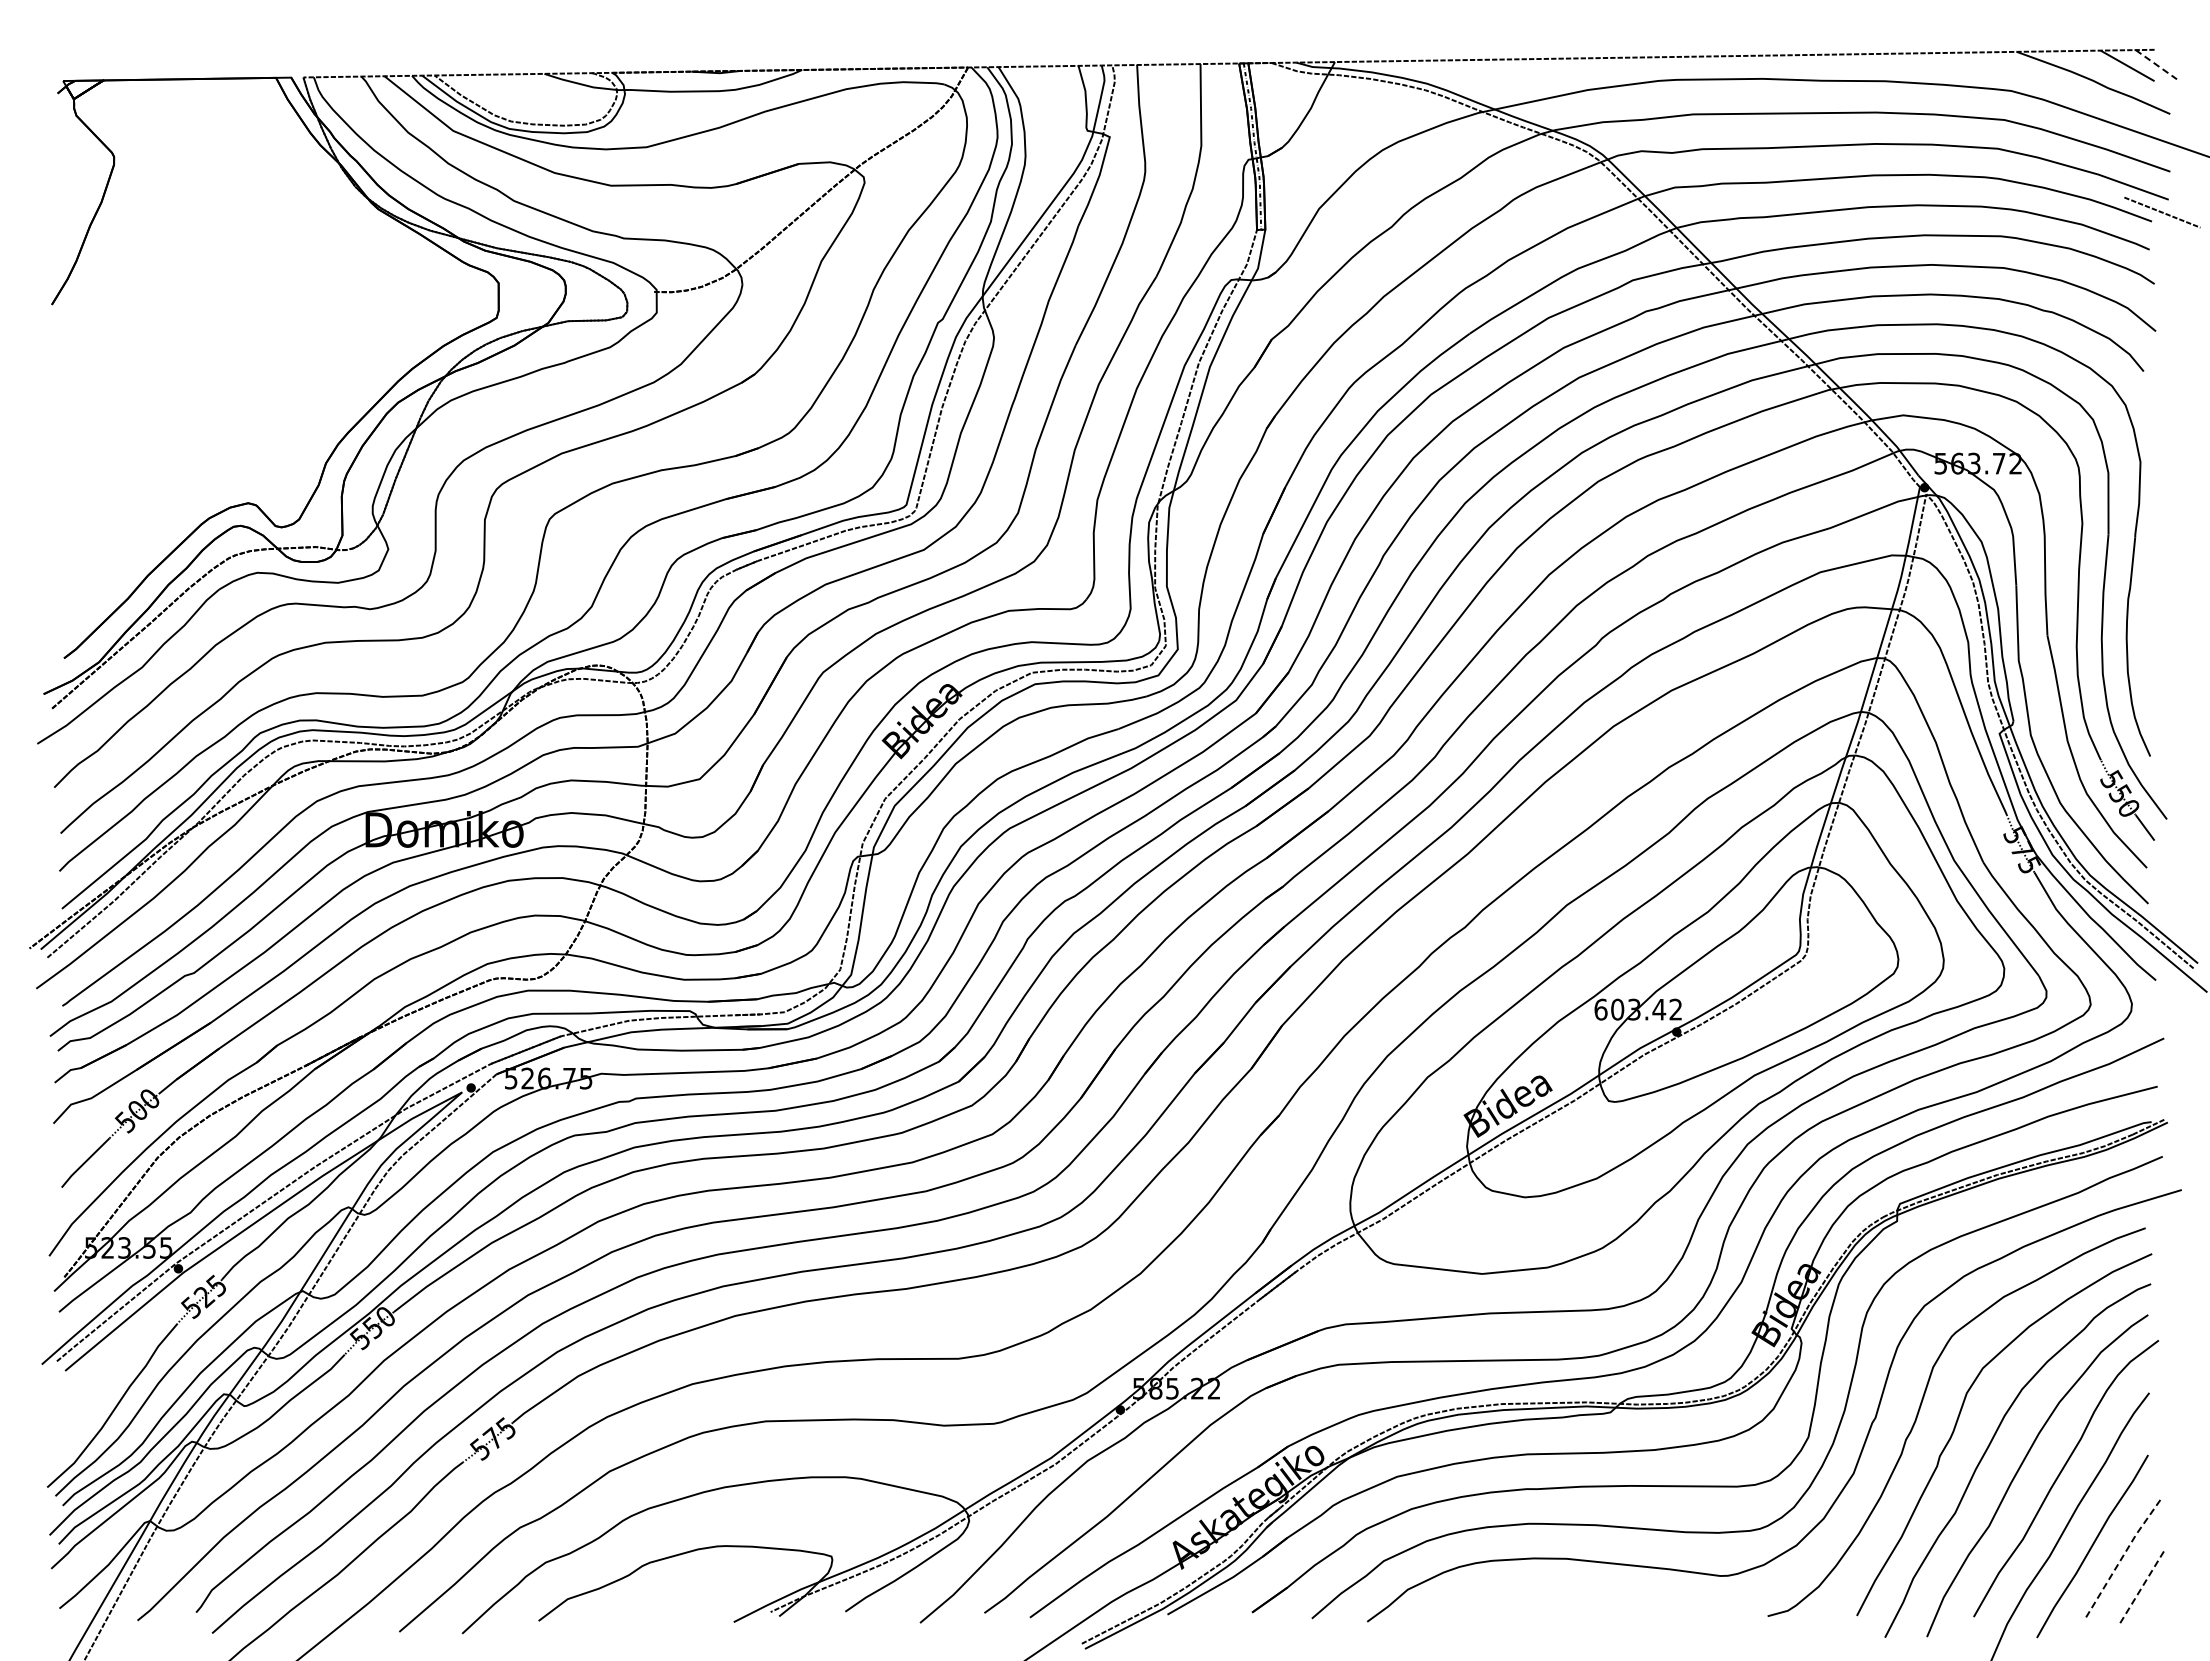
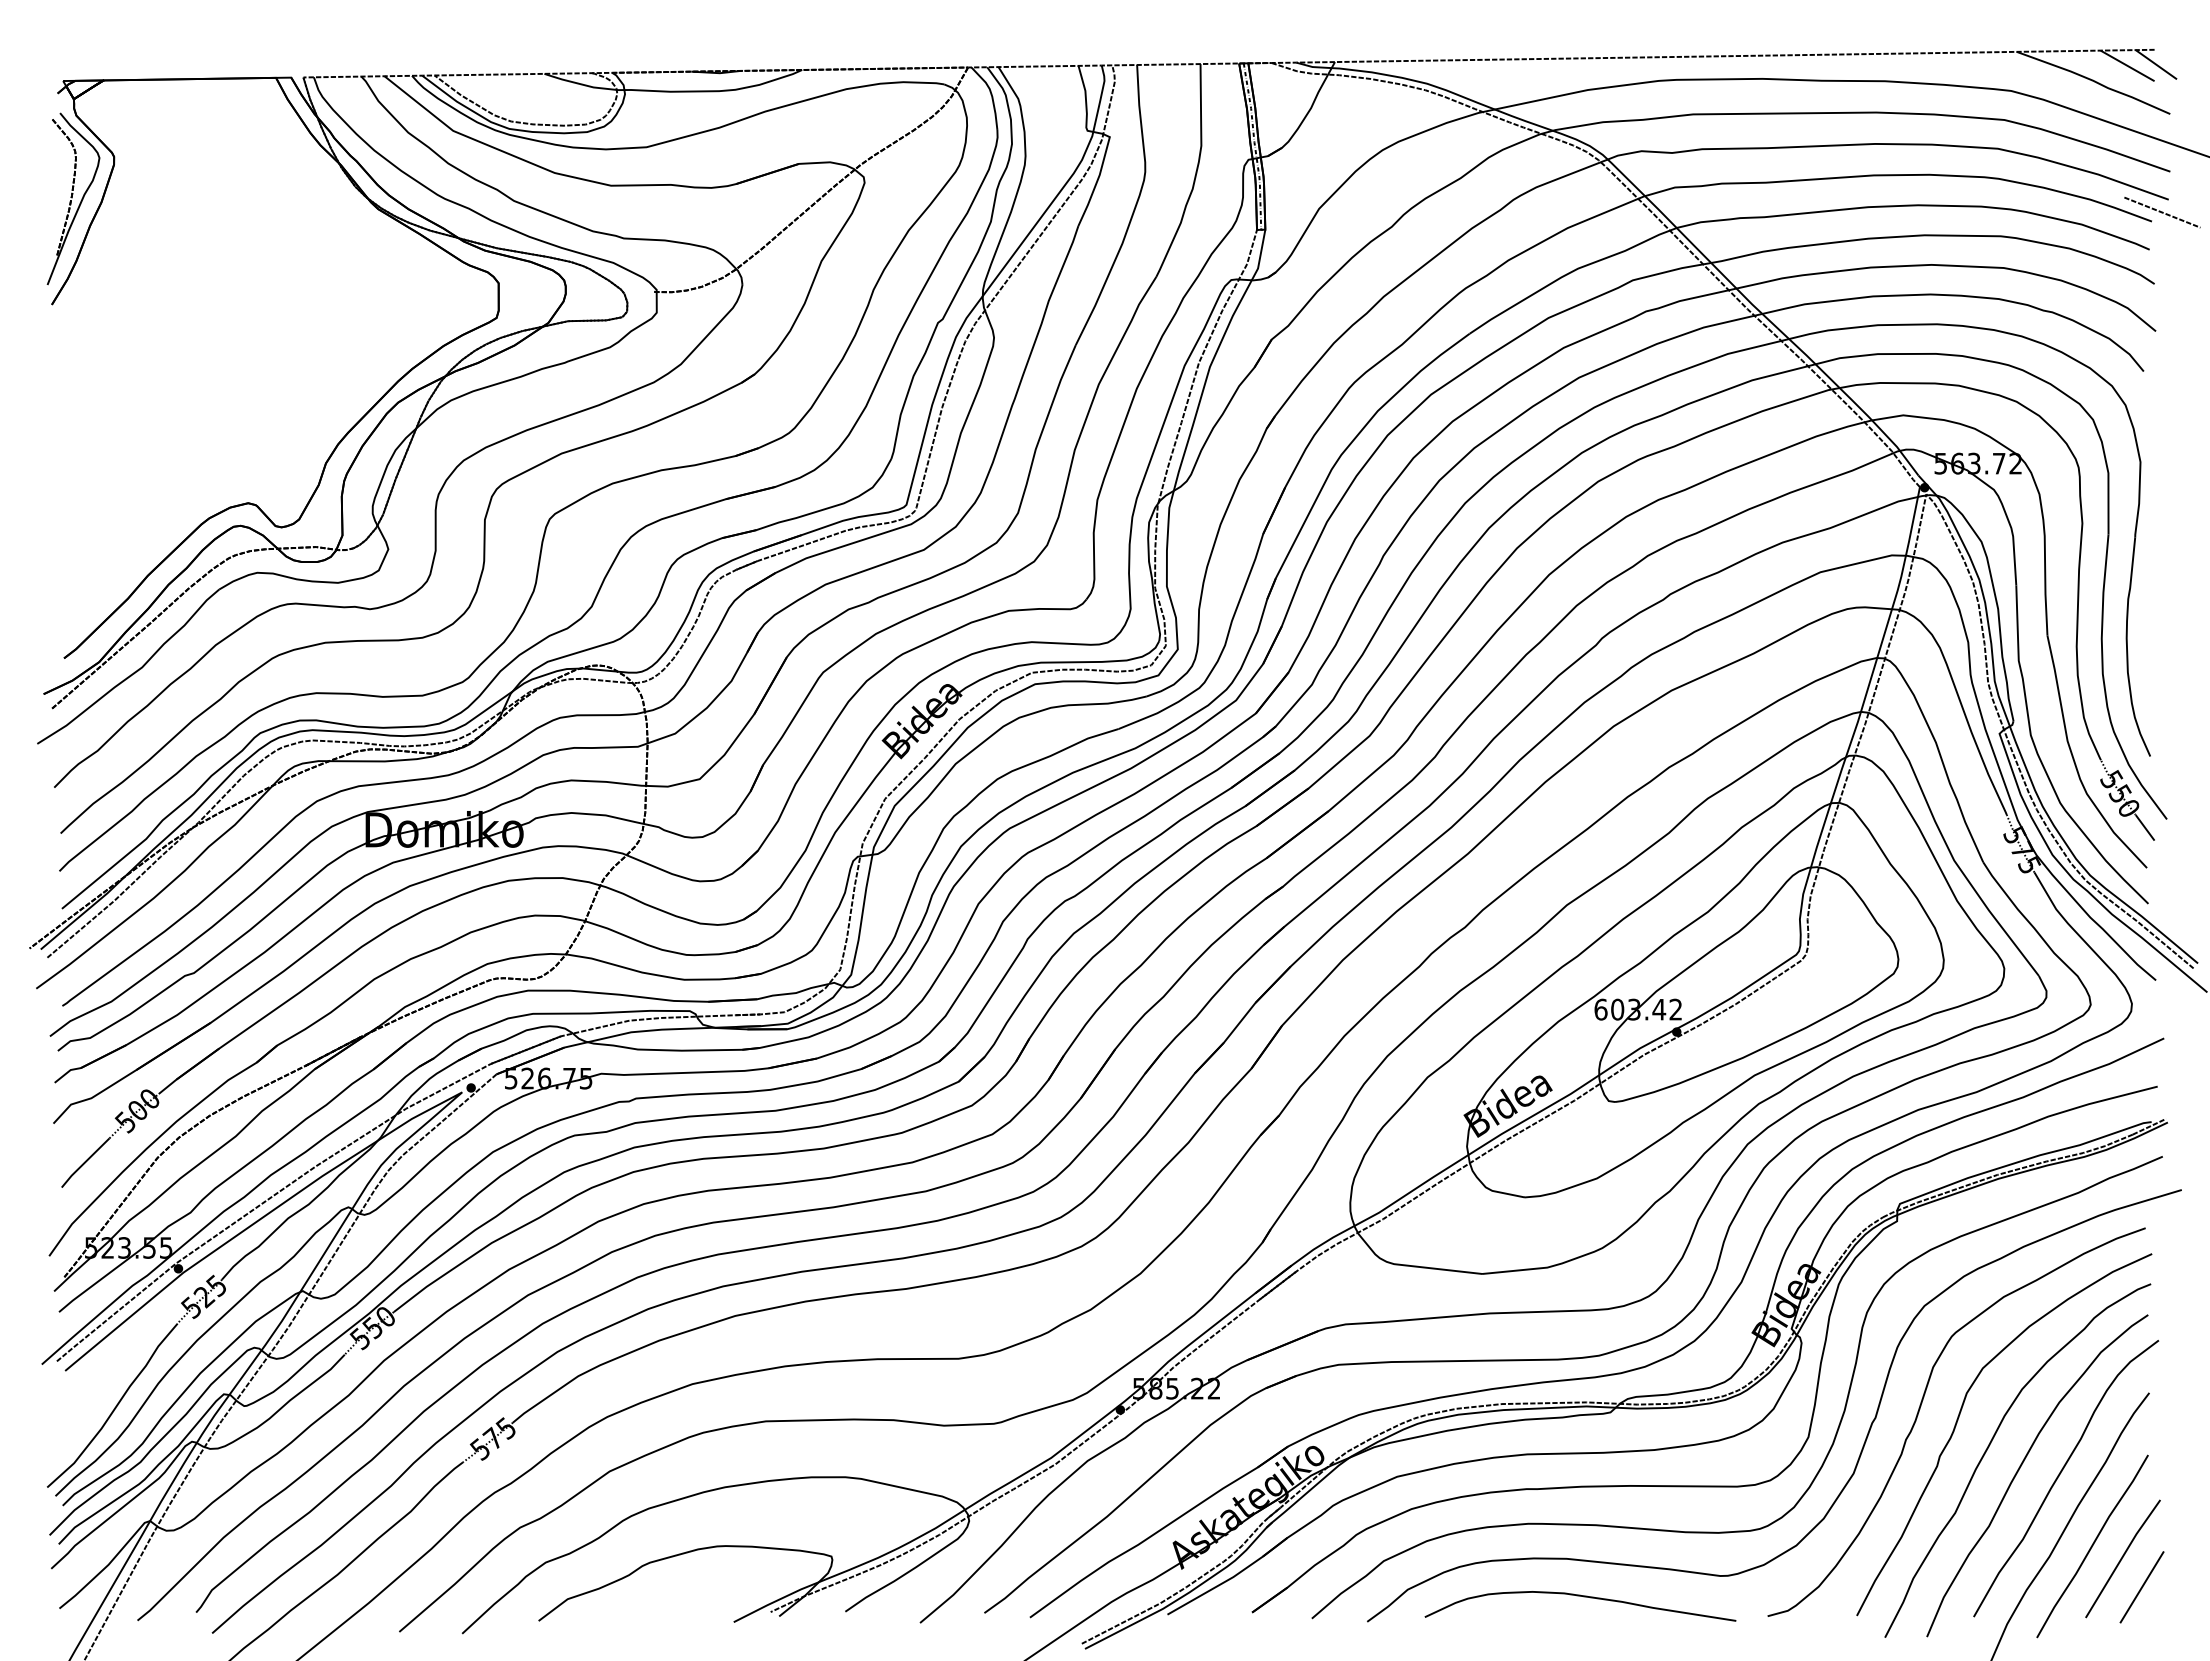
line: dashed -> solid (2156, 65)
part: none -> present (73, 198)
line: dashed -> solid (2122, 1557)
line: dashed -> solid (2141, 1587)
curve: none -> present (1583, 1597)
